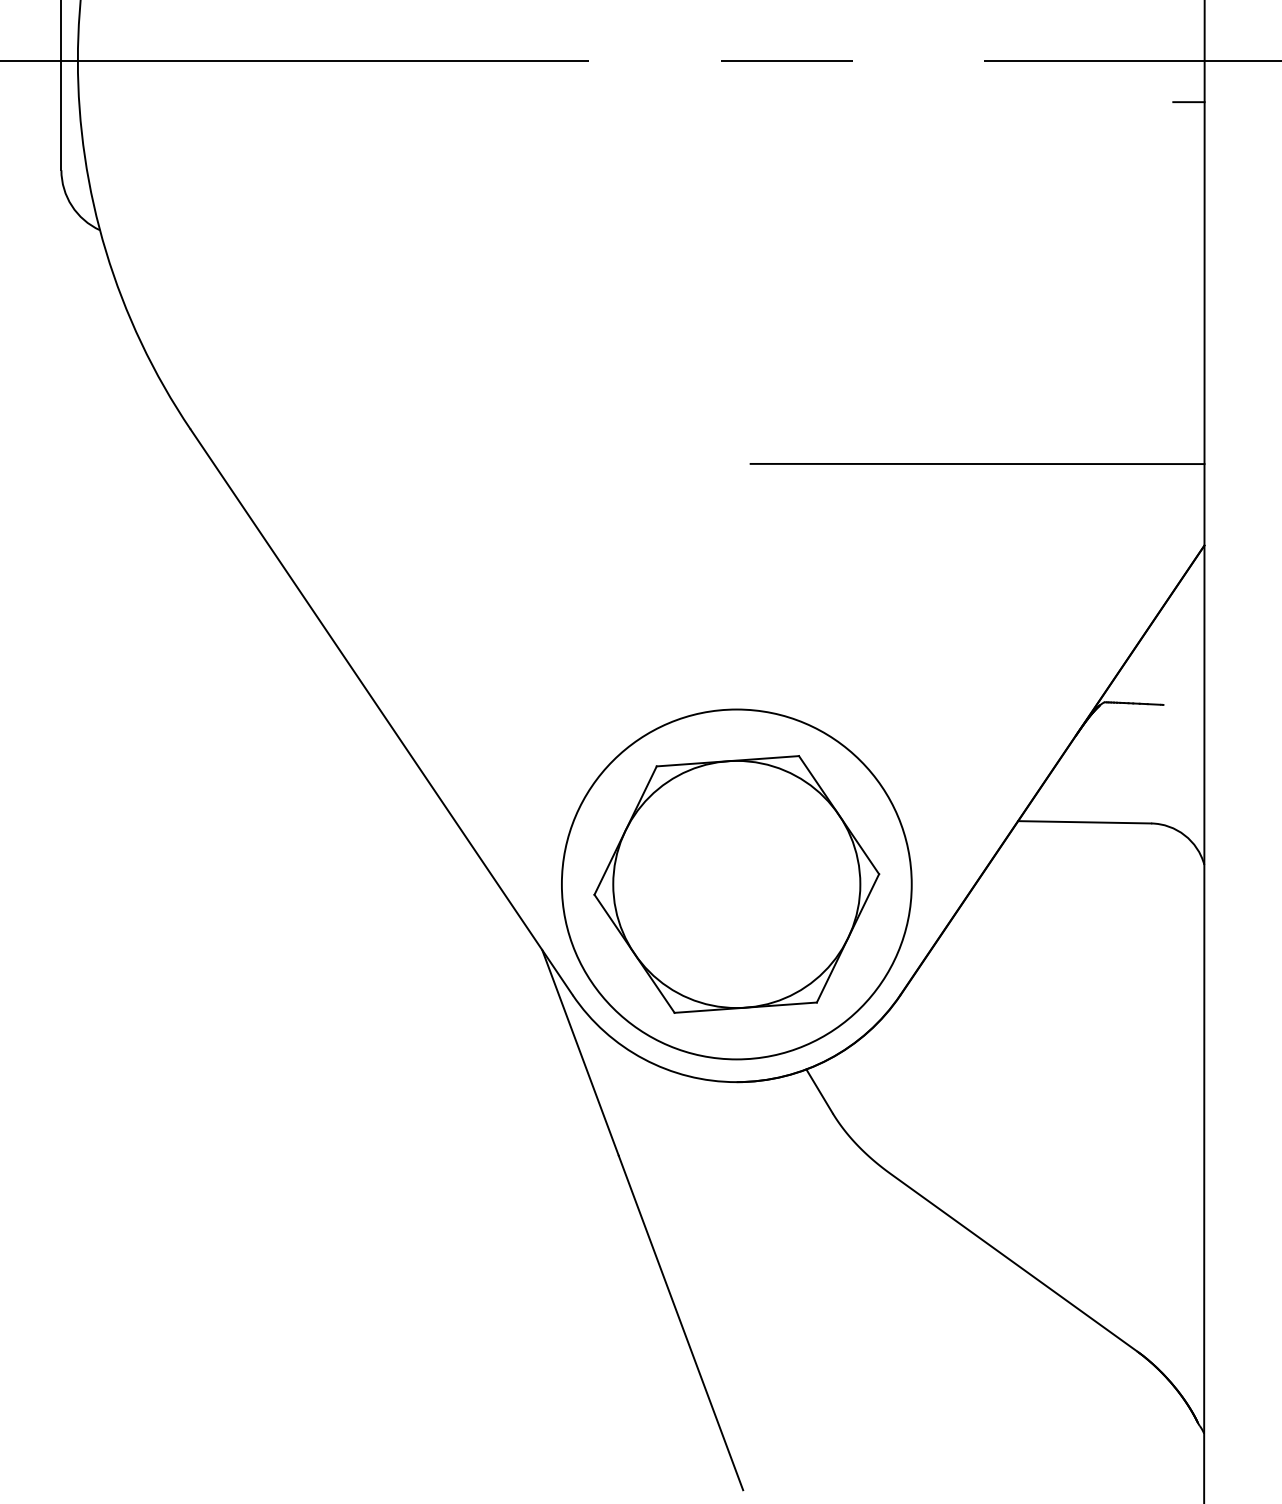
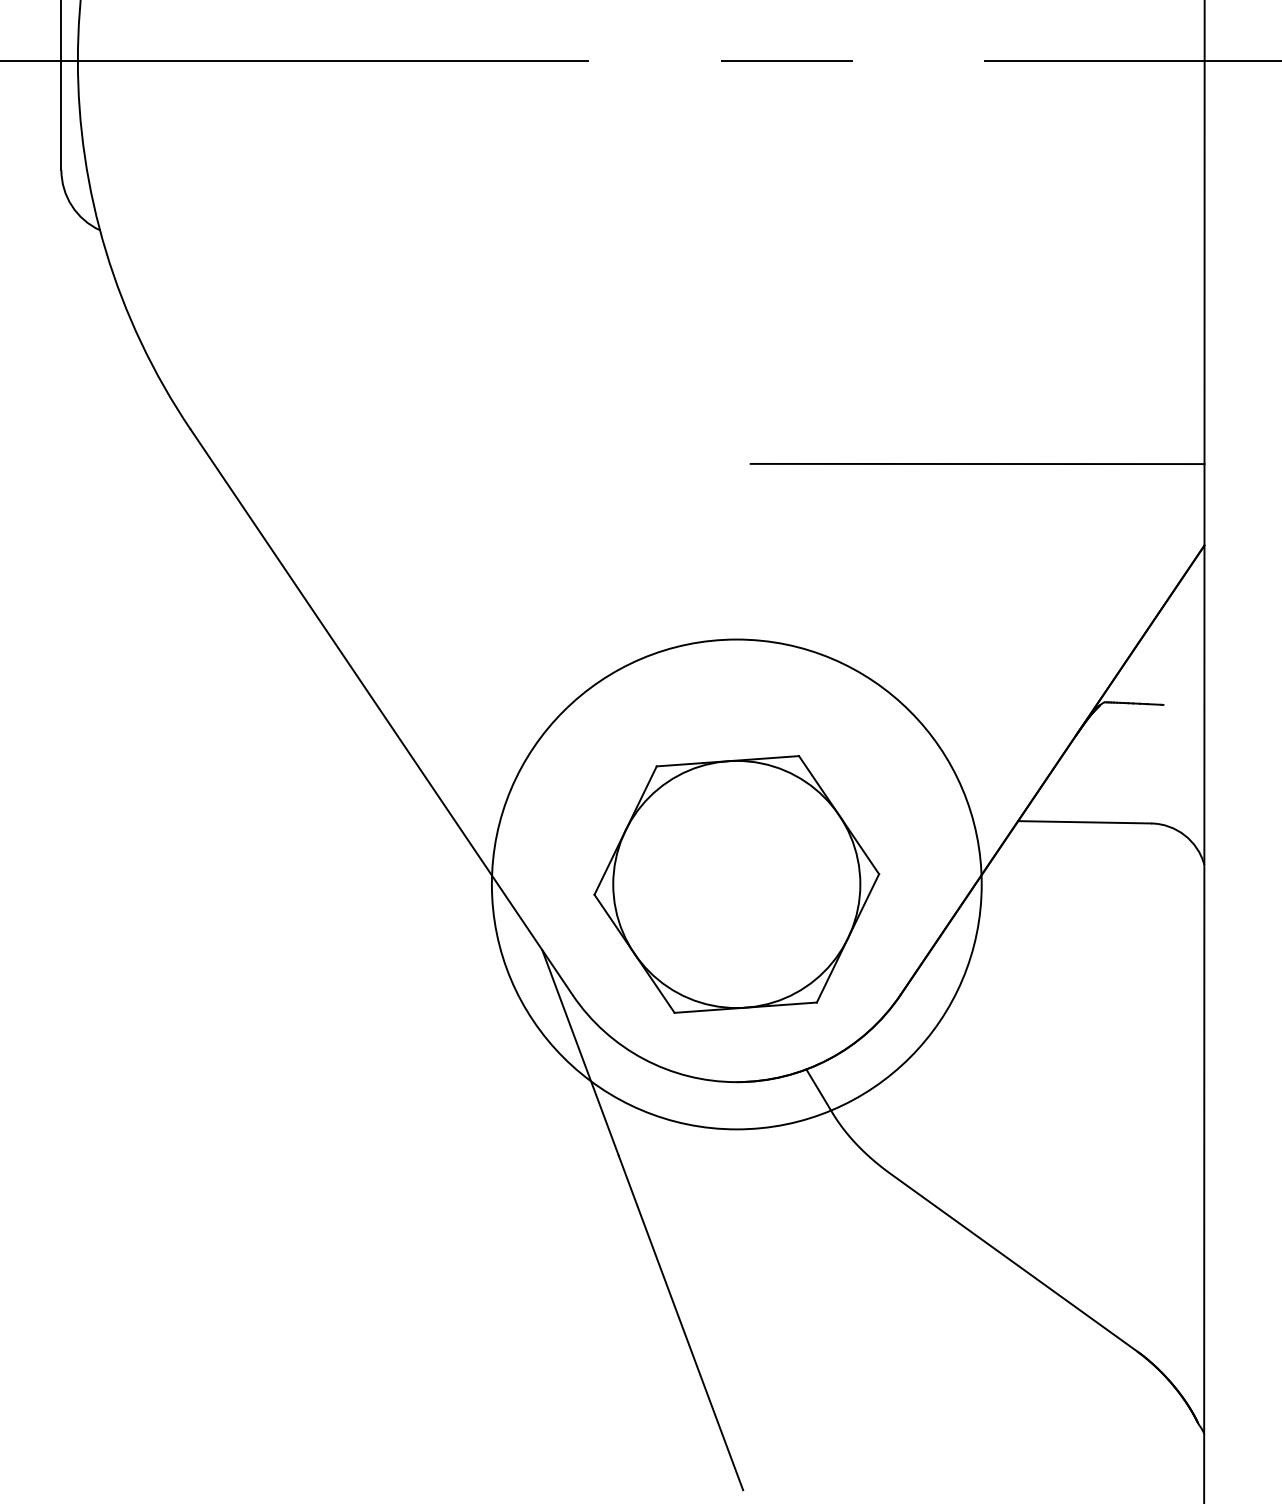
line: present -> none (1188, 102)
circle diameter: 350 px -> 490 px (736, 884)
